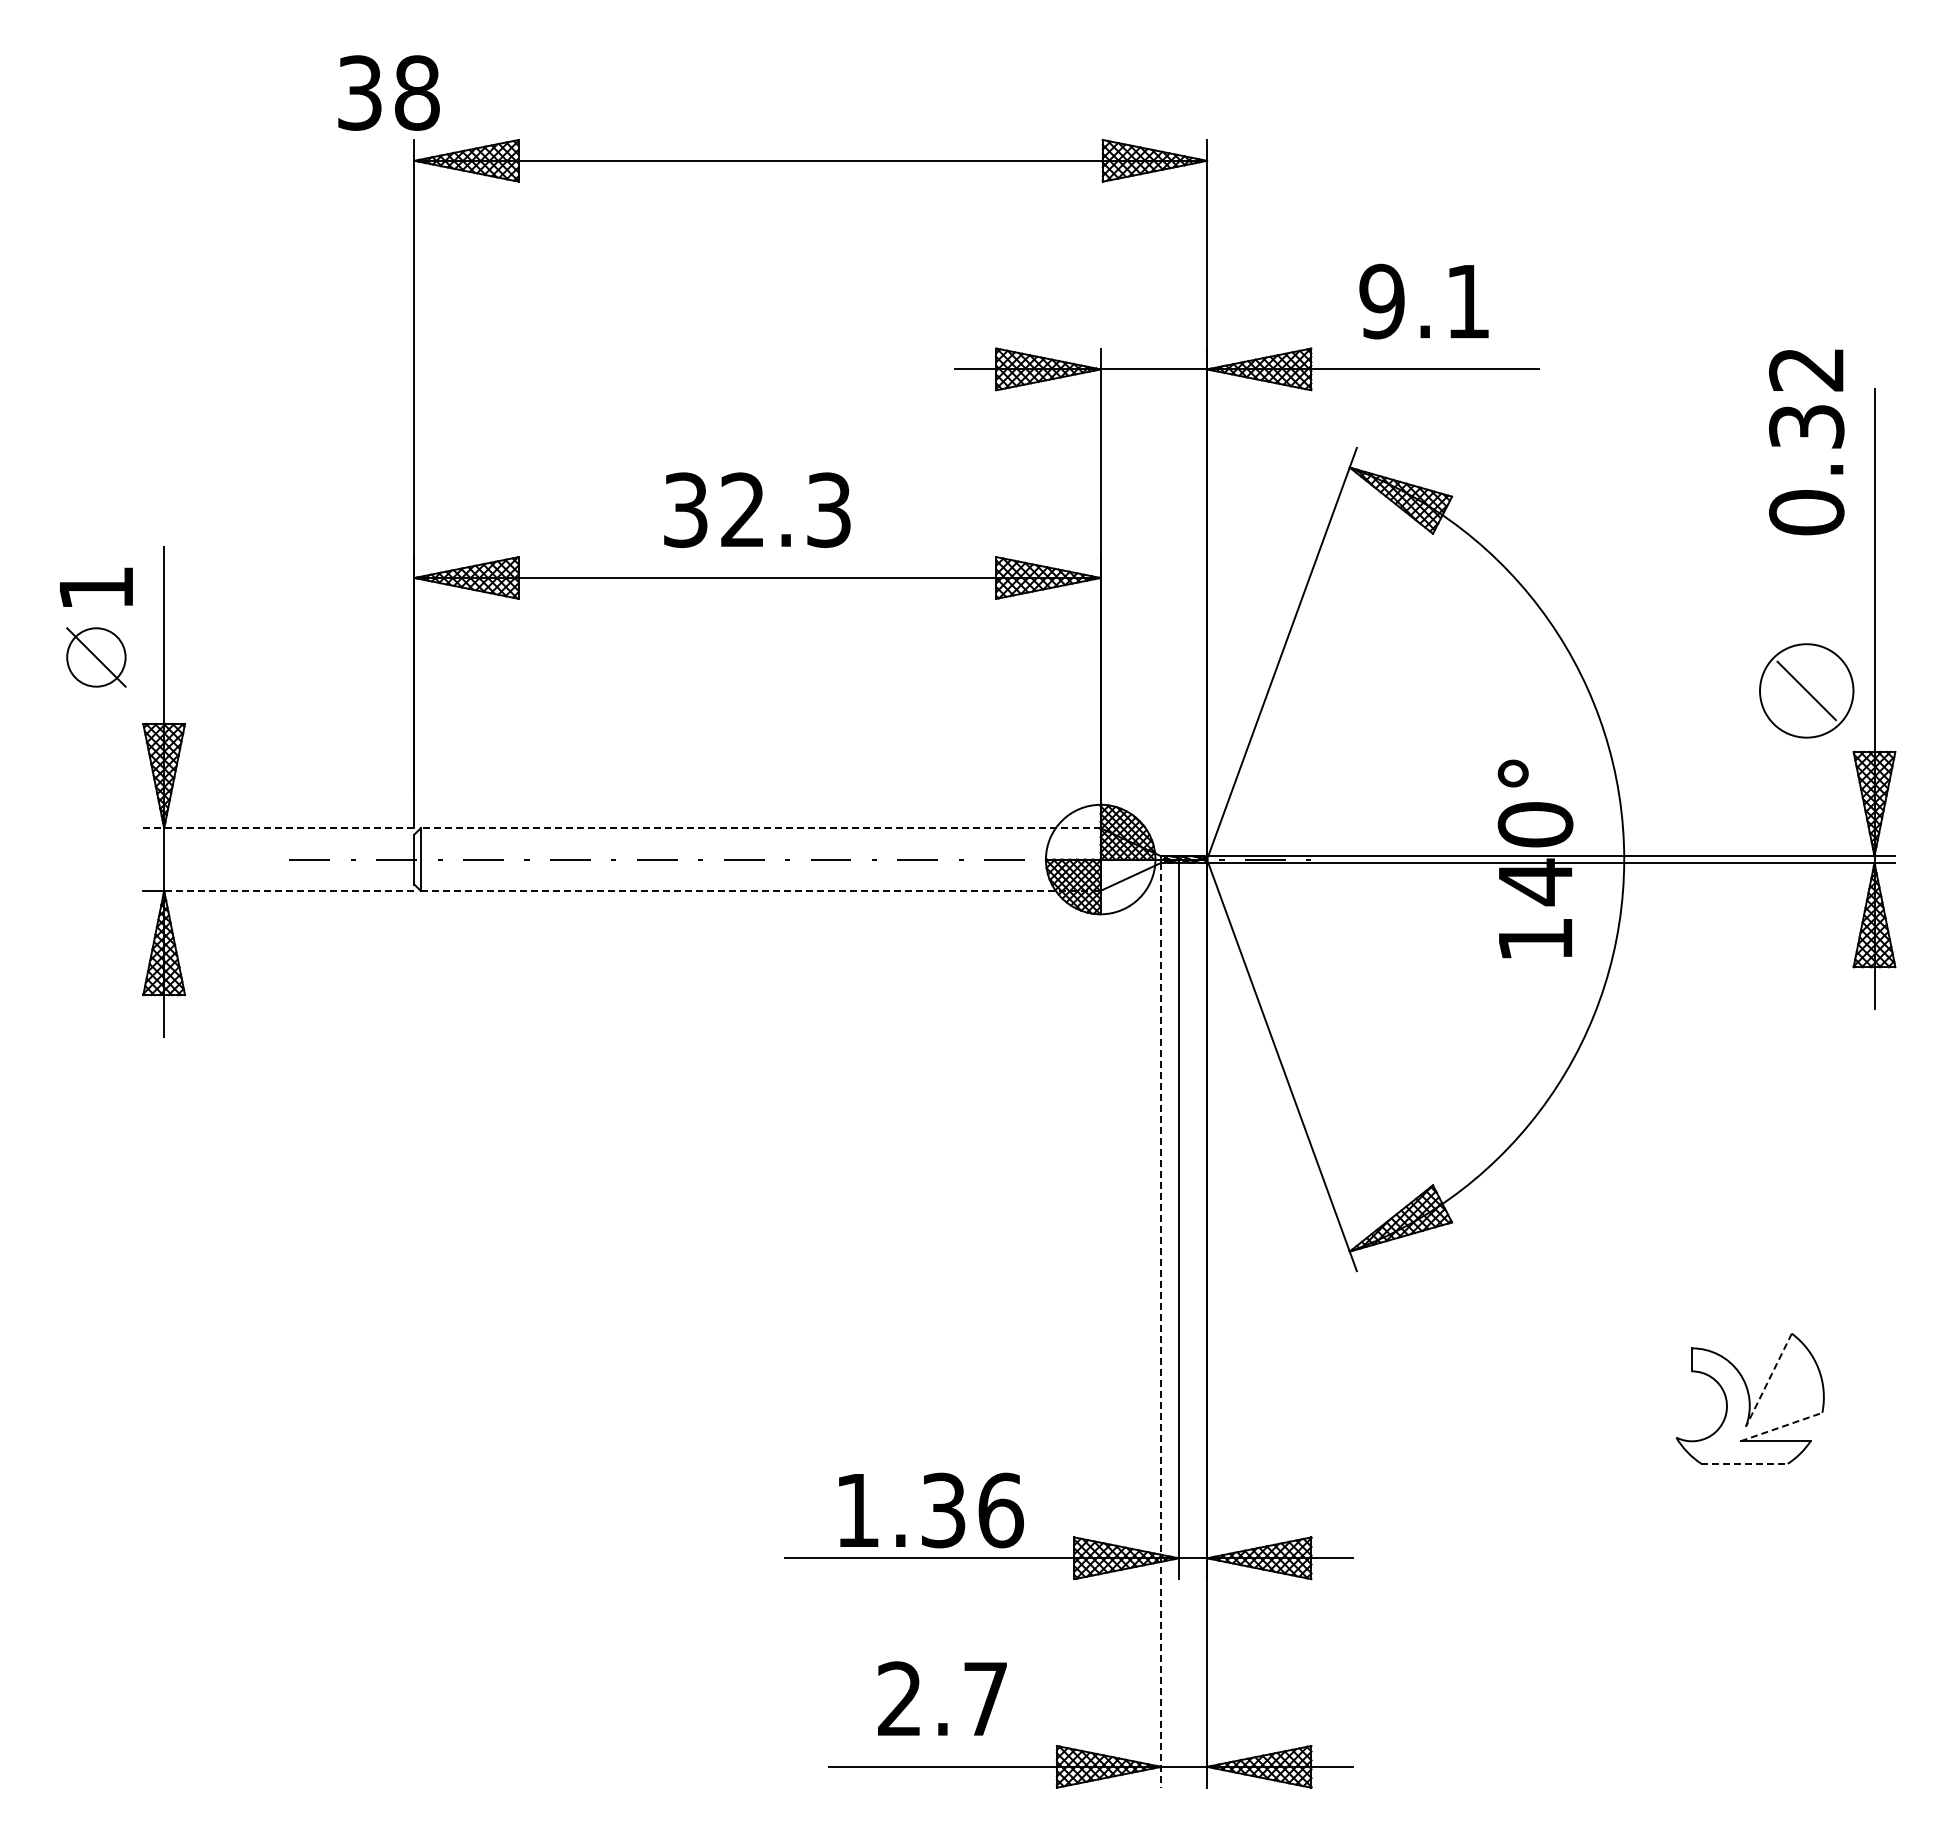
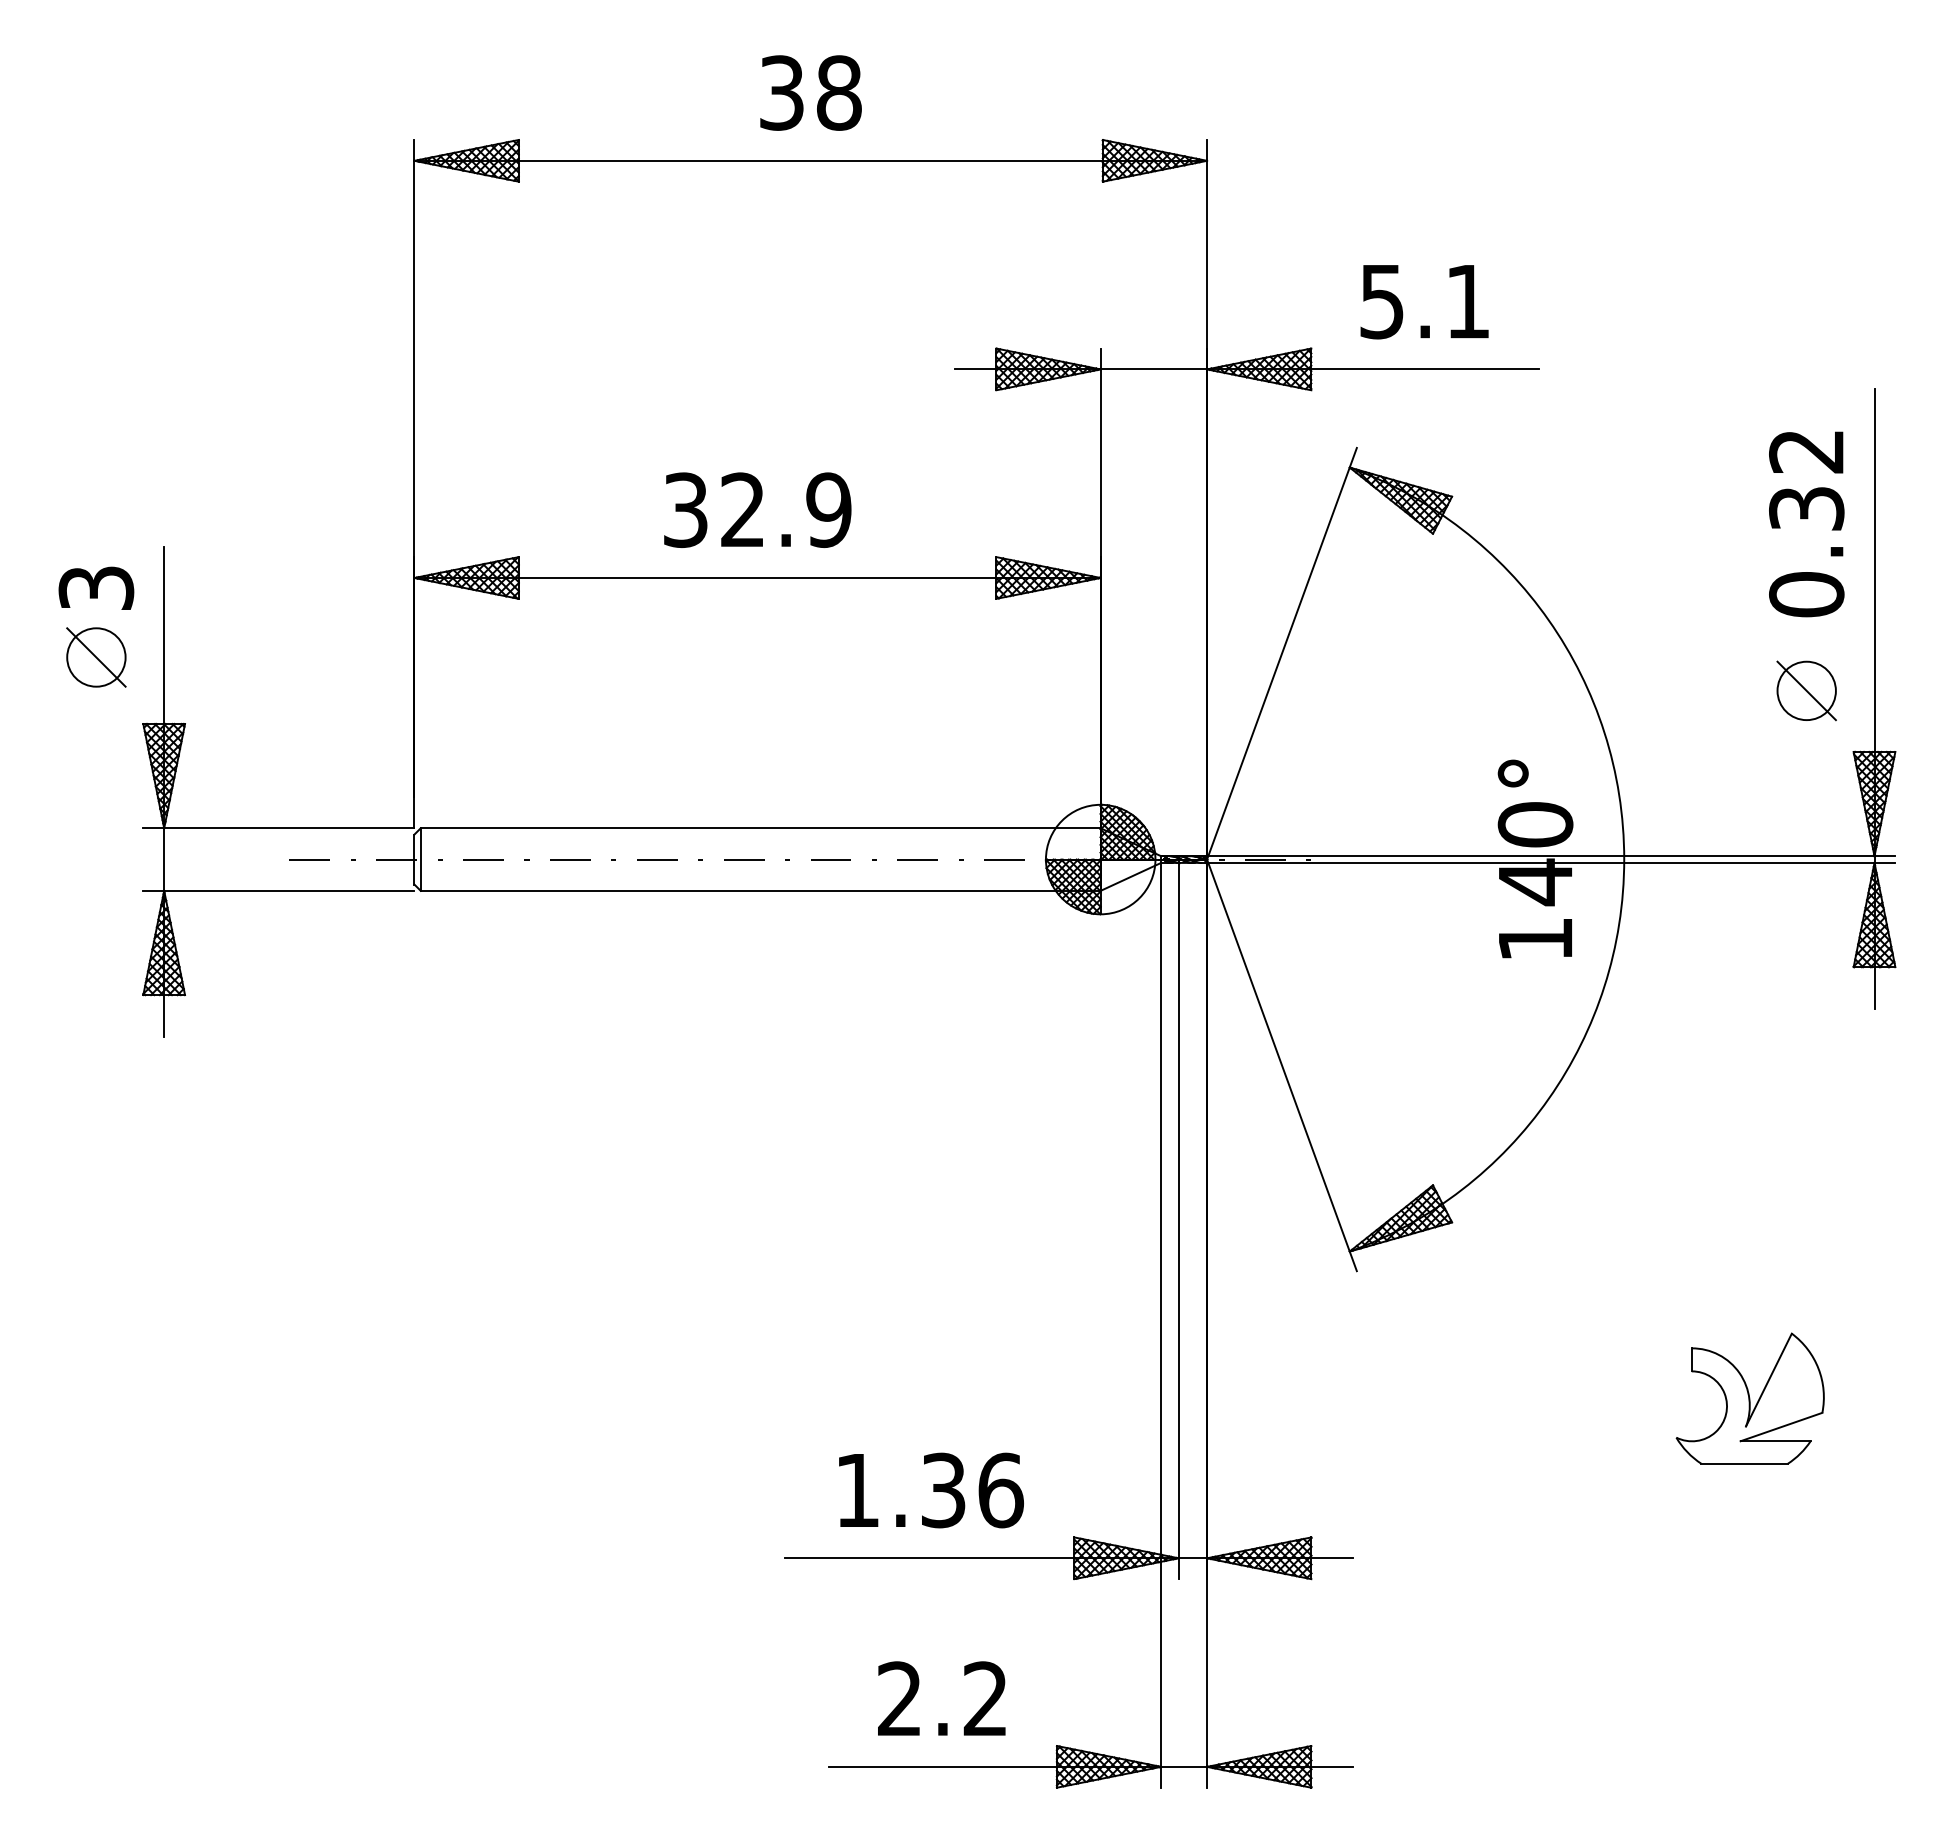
text position: (388, 92) -> (810, 92) (810, 92)
text: 9.1 -> 5.1 (1381, 301)
text position: (1806, 442) -> (1806, 524) (1806, 524)
text: 32.3 -> 32.9 (828, 509)
text: 1 -> 3 (96, 587)
circle diameter: 93 px -> 58 px (1806, 690)
line: dashed -> solid (278, 828)
line: dashed -> solid (760, 828)
line: dashed -> solid (288, 890)
line: dashed -> solid (760, 890)
line: dashed -> solid (1161, 1325)
line: dashed -> solid (1768, 1380)
line: dashed -> solid (1781, 1426)
line: dashed -> solid (1745, 1463)
text position: (931, 1510) -> (931, 1490) (931, 1490)
text: 2.7 -> 2.2 (984, 1698)
